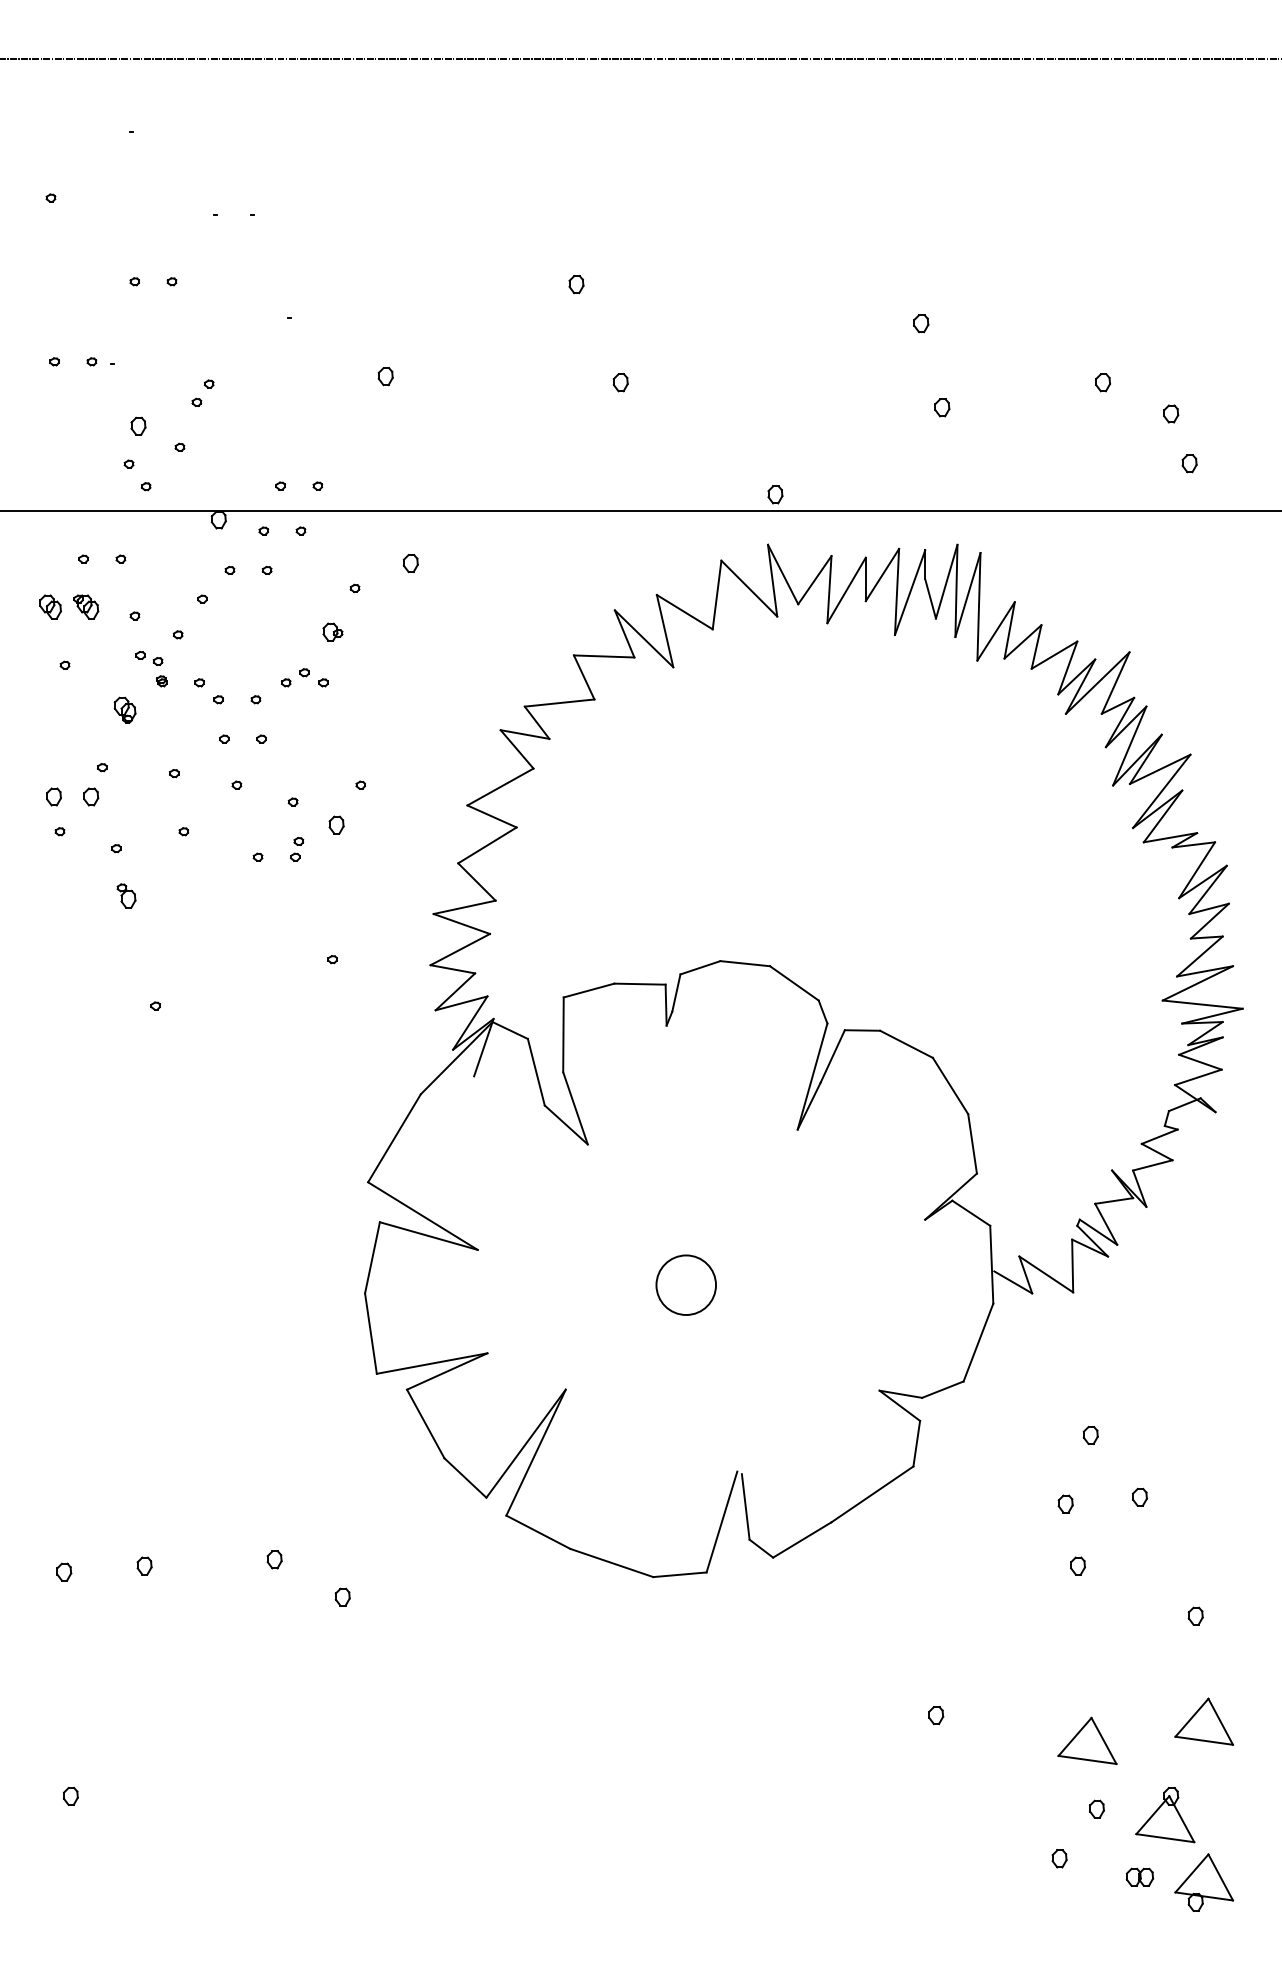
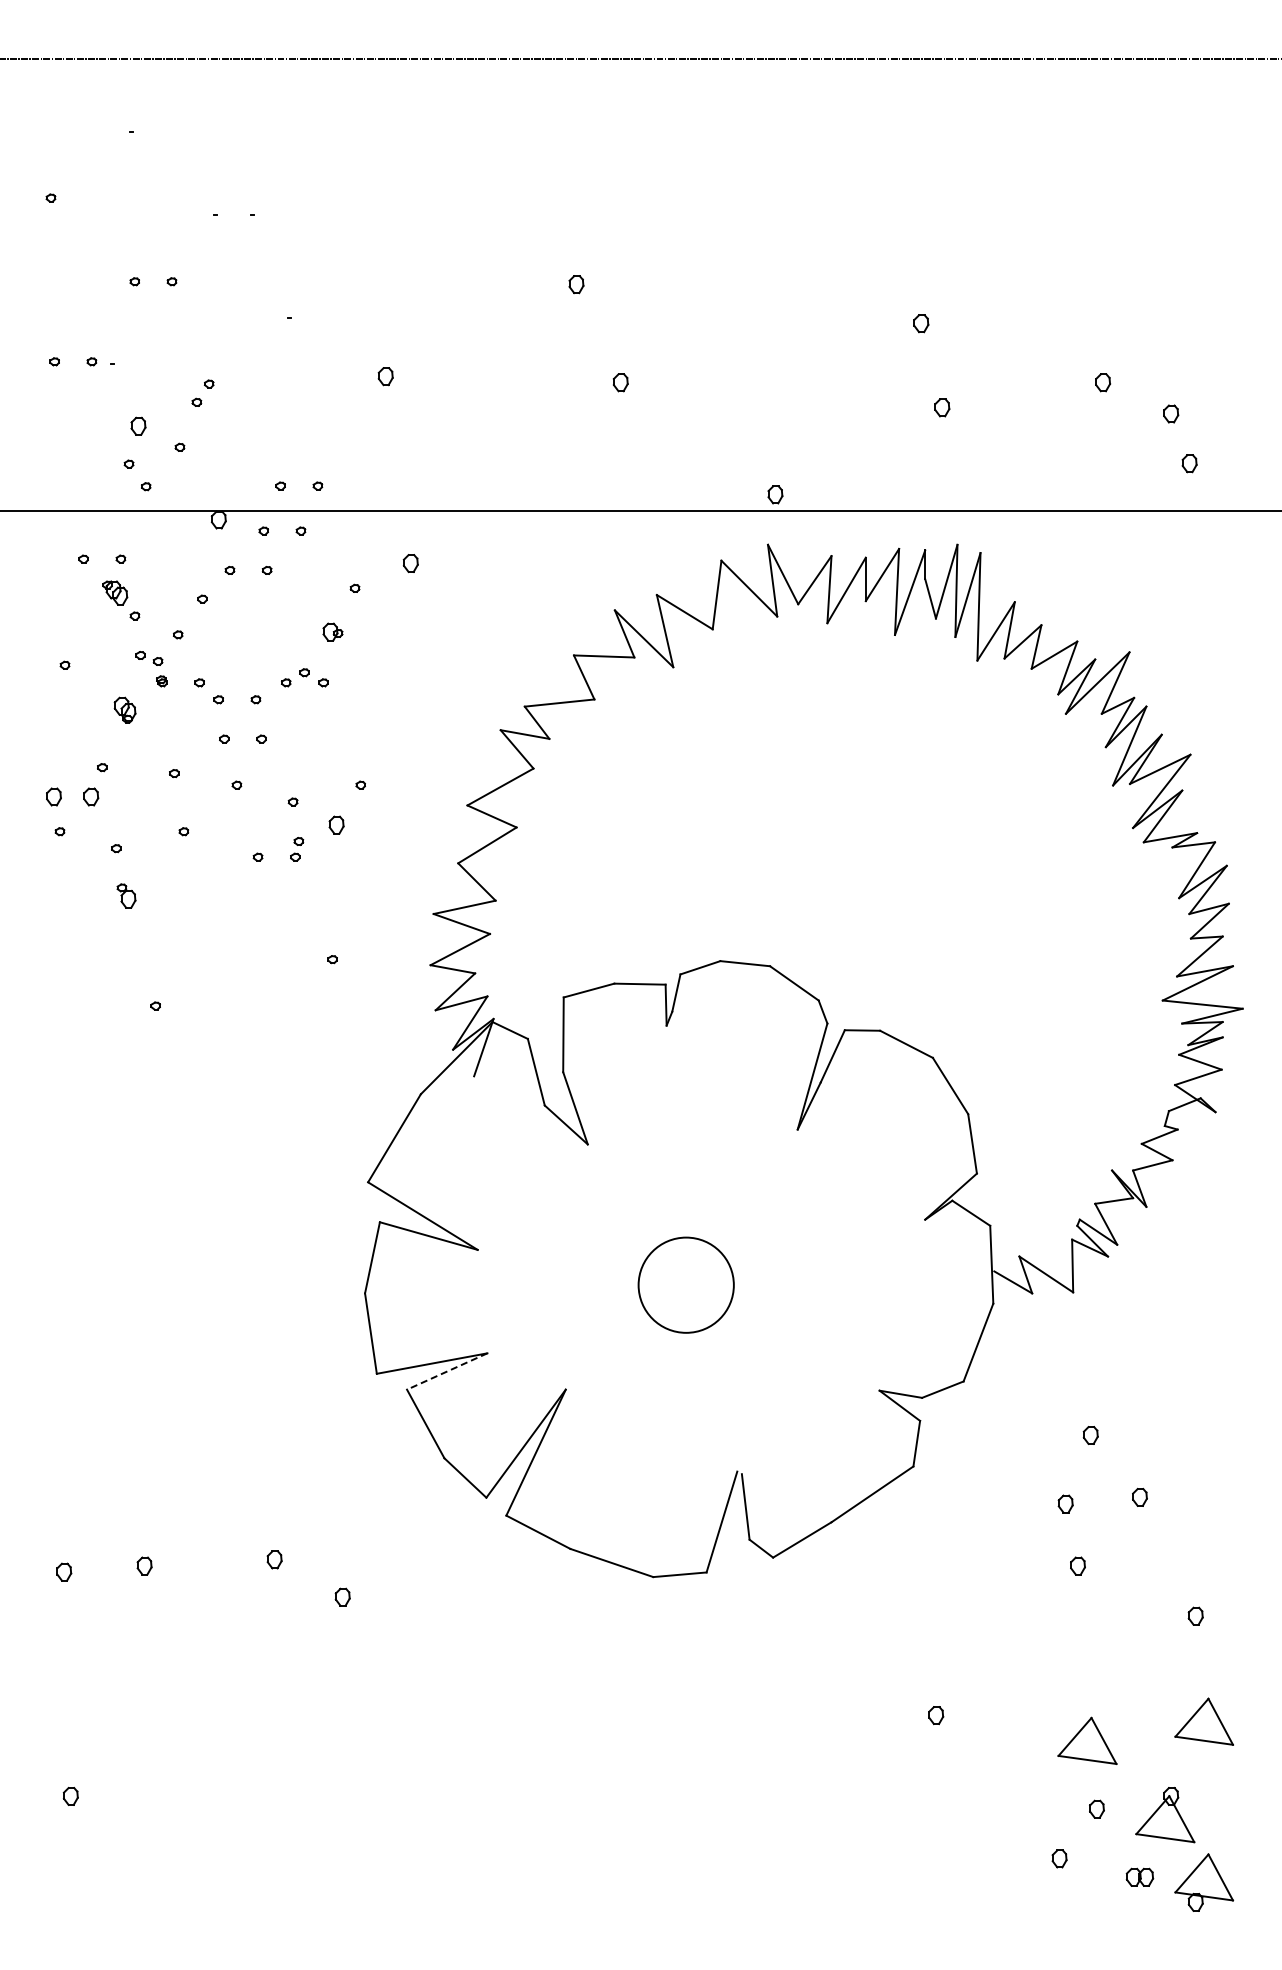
part: present -> none (50, 606)
part position: (86, 606) -> (115, 592) (115, 592)
circle diameter: 60 px -> 95 px (685, 1284)
line: solid -> dashed (446, 1371)
